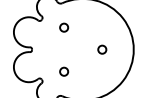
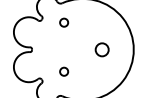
circle position: (64, 27) -> (64, 22) (64, 22)
circle size: 11x11 px -> 16x16 px (101, 49)
